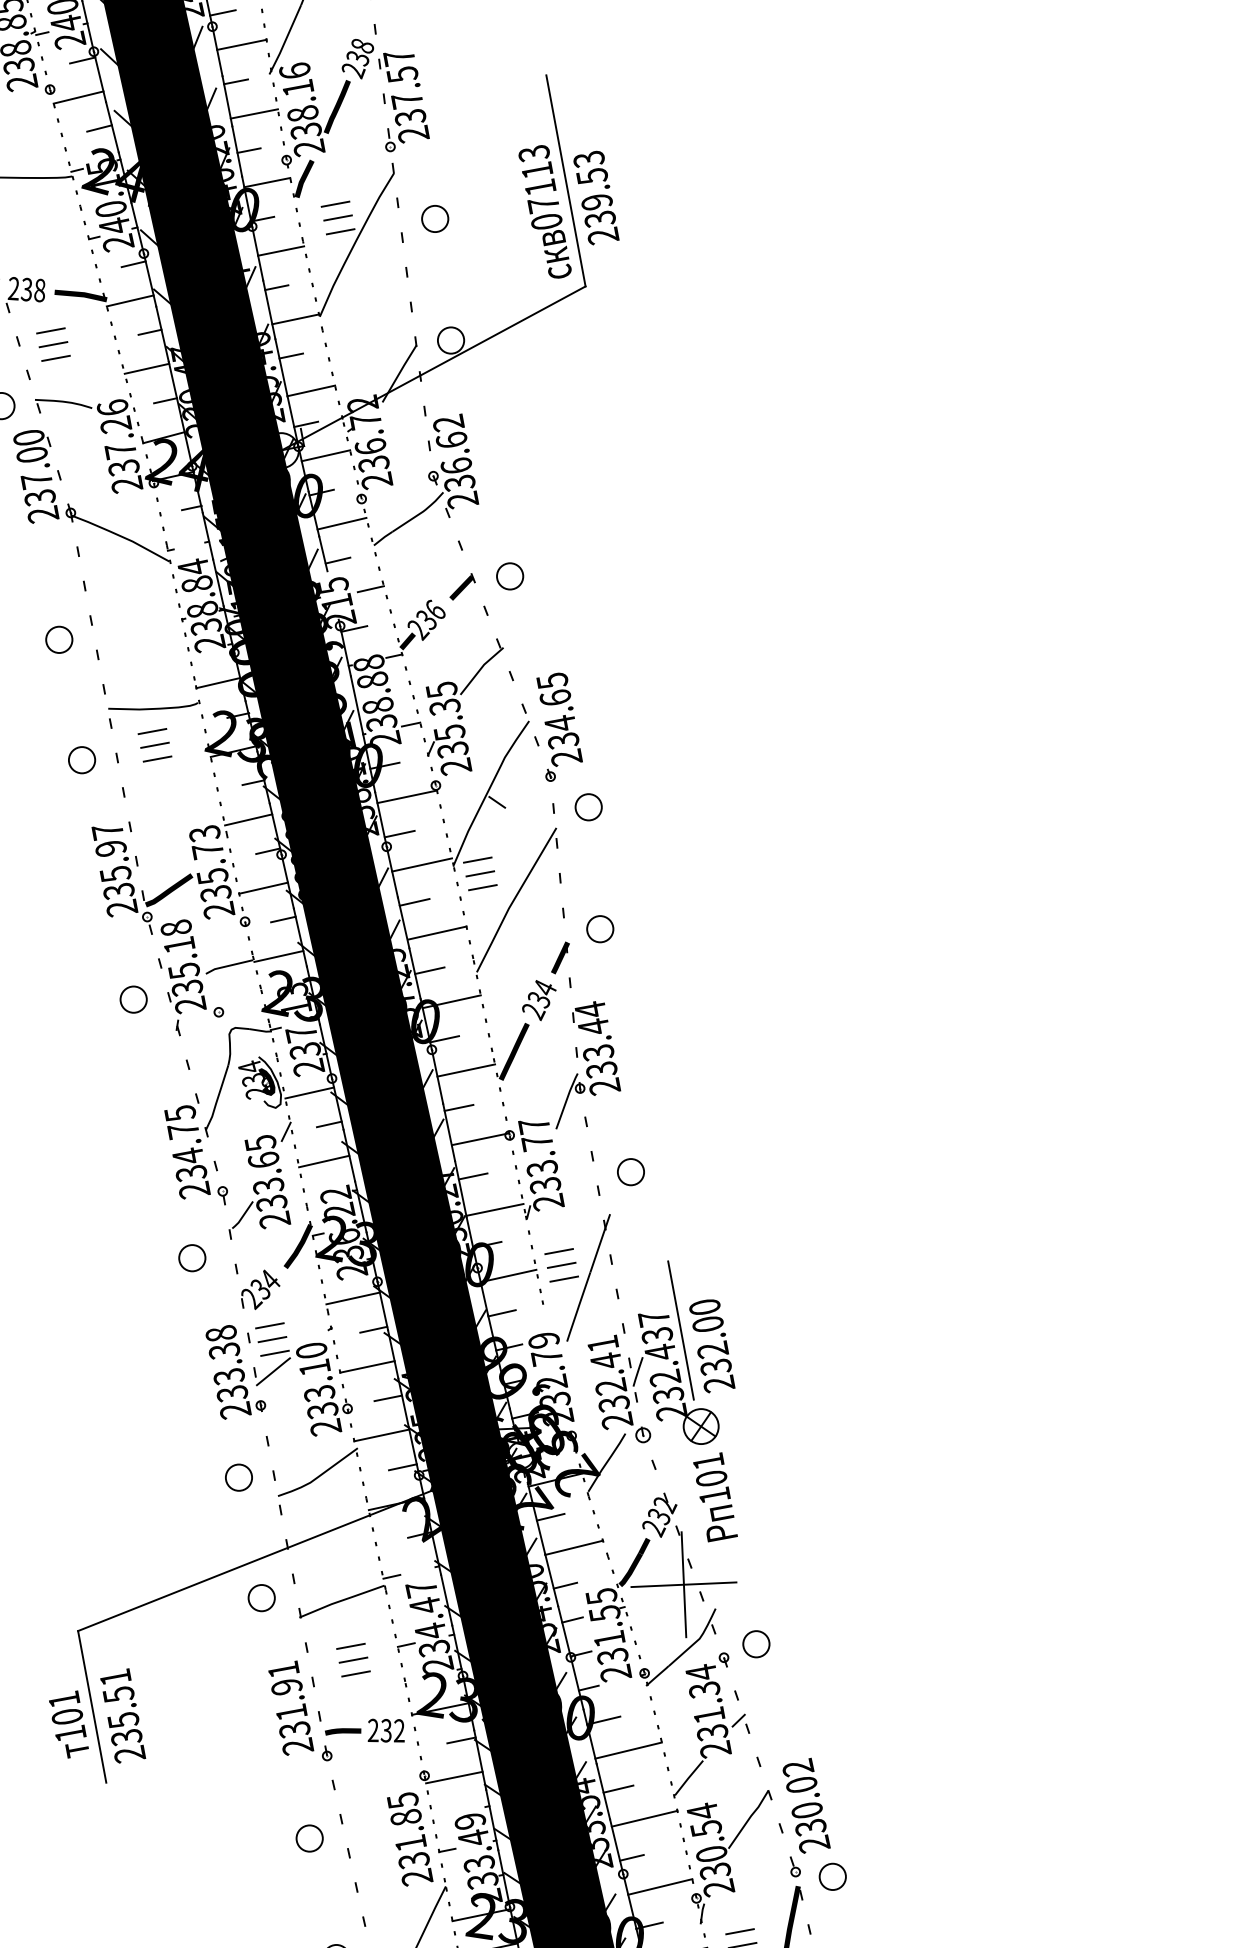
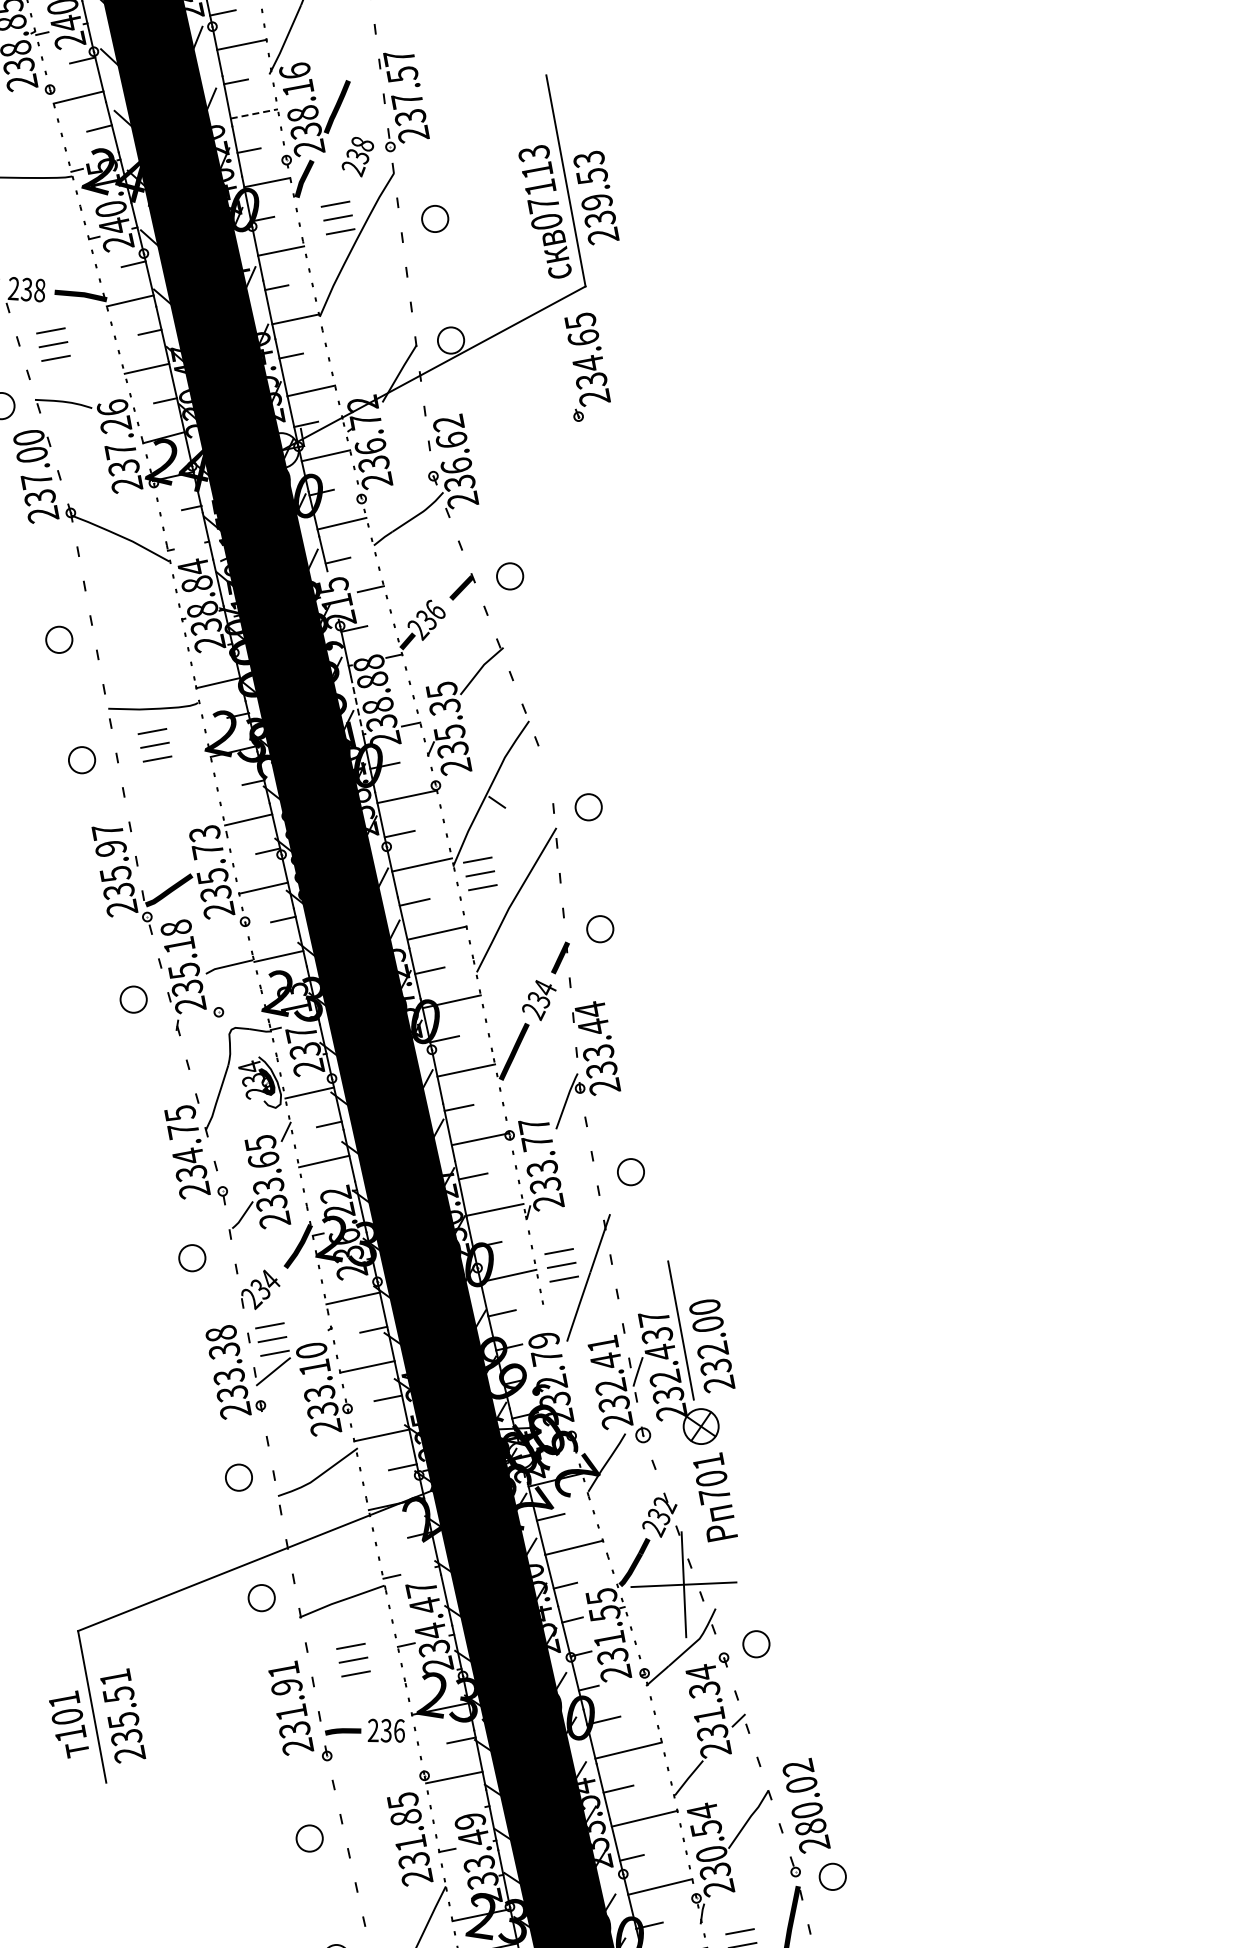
text position: (357, 59) -> (357, 157) (357, 157)
line: solid -> dashed (254, 113)
line: solid -> dashed (357, 705)
part position: (559, 726) -> (587, 366) (587, 366)
text: 101 -> 701 (714, 1495)
text: 232 -> 236 (399, 1730)
text: 230.02 -> 280.02 (810, 1827)
